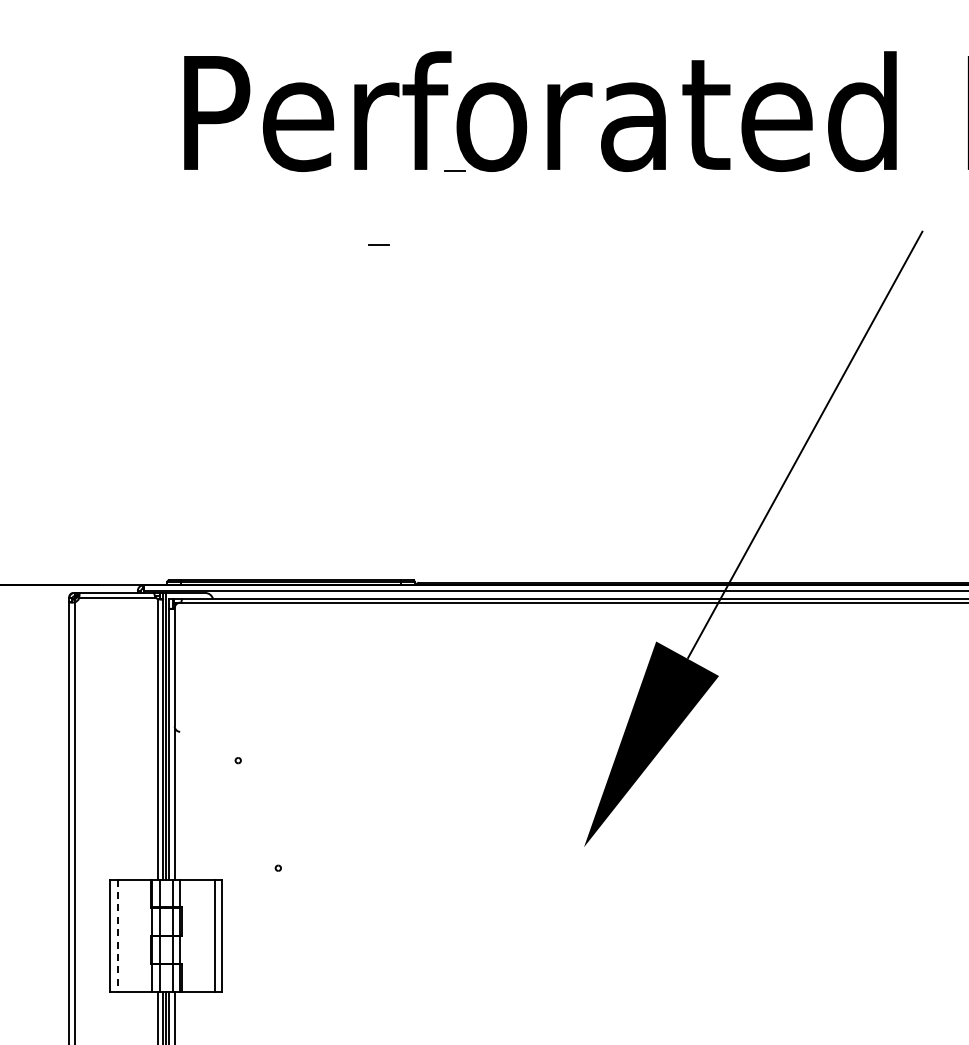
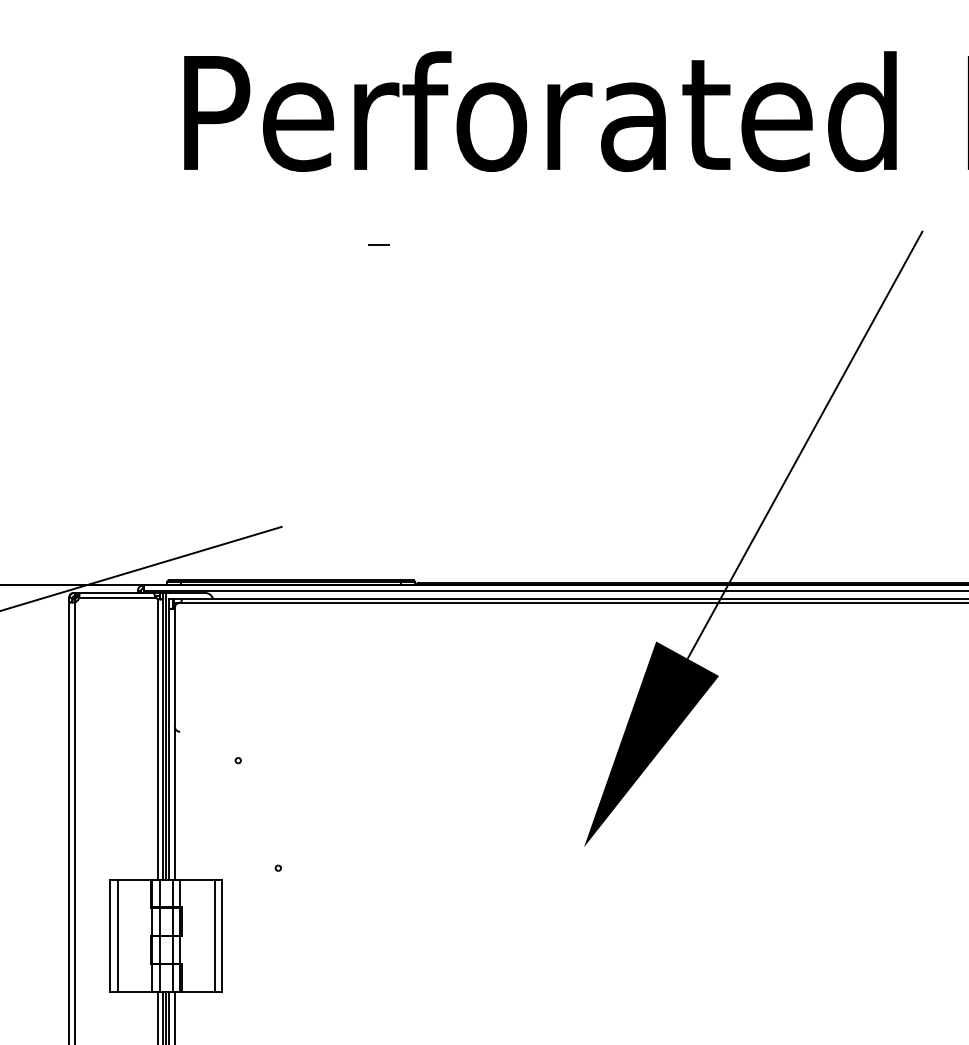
line: present -> none (454, 170)
line: none -> present (141, 568)
line: dashed -> solid (117, 936)
